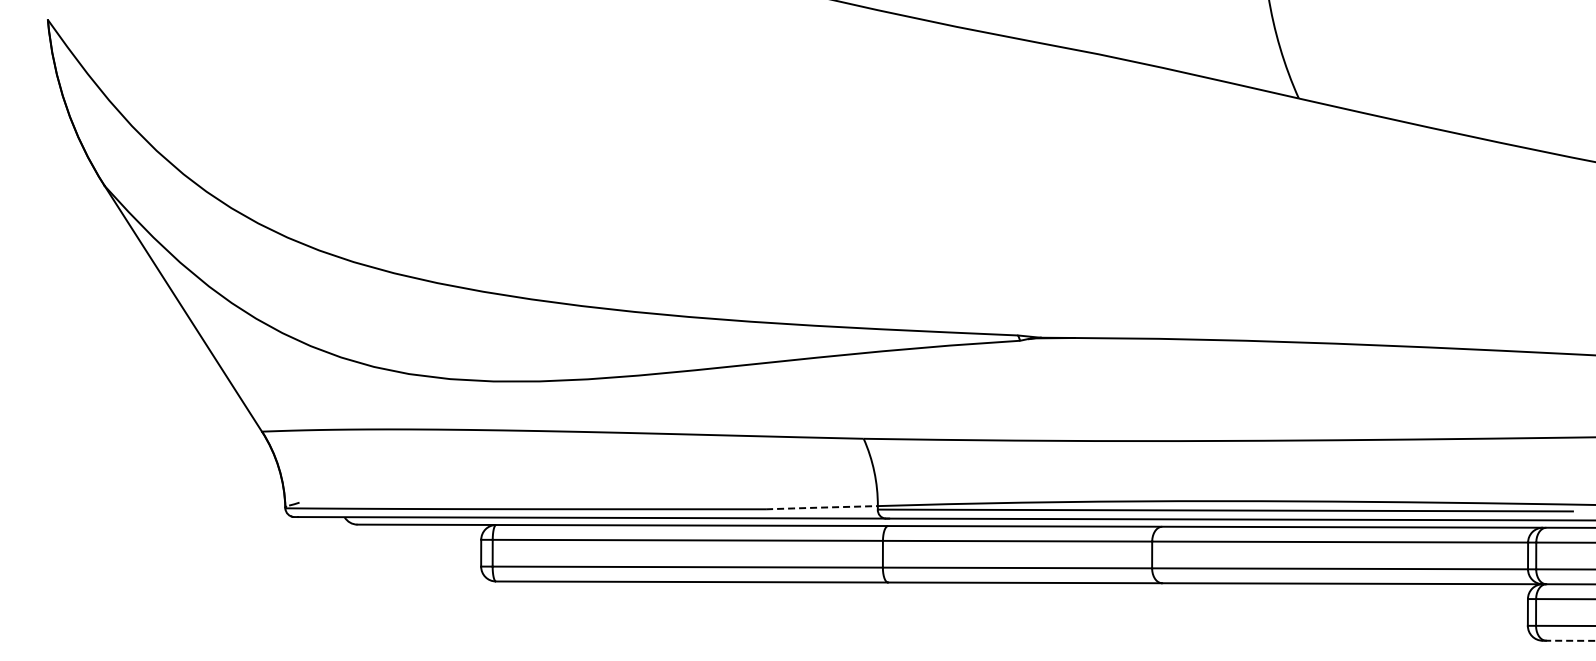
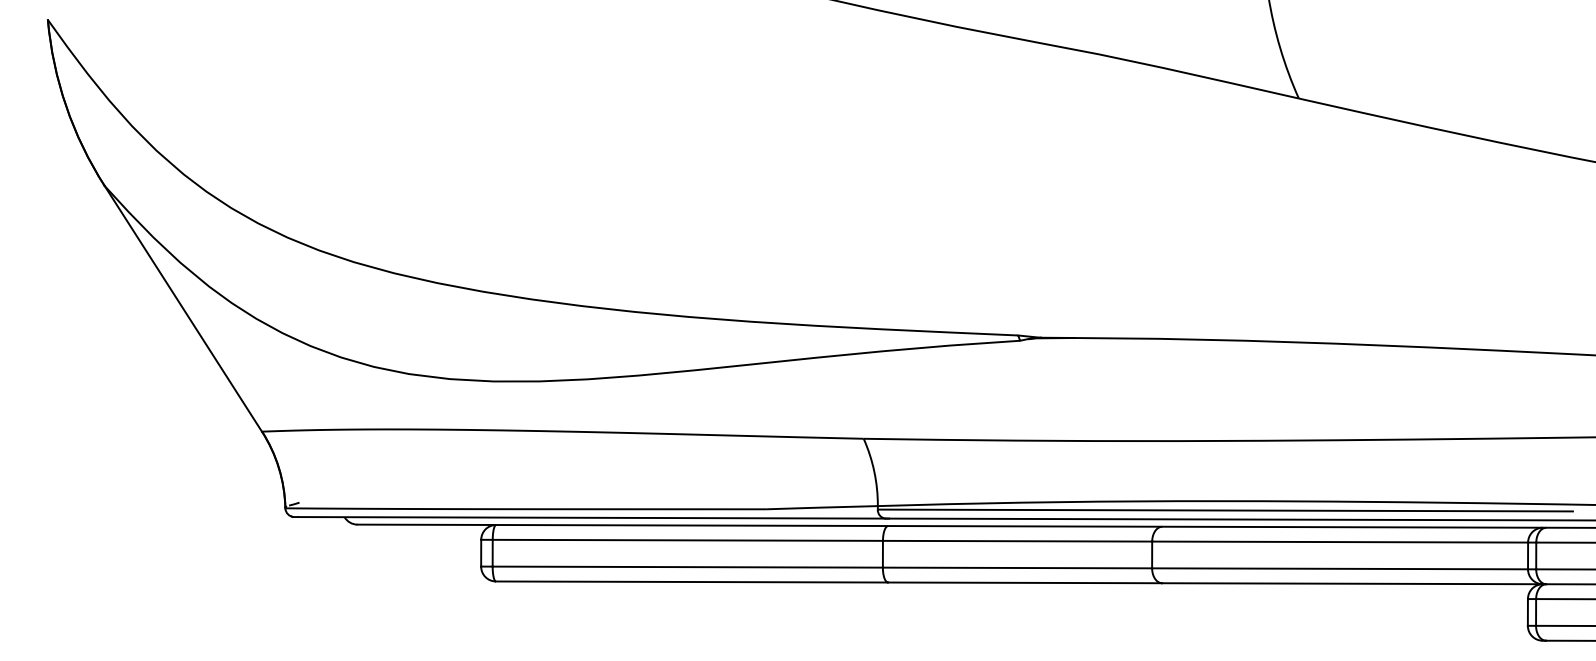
line: dashed -> solid (821, 507)
line: dashed -> solid (1570, 640)
